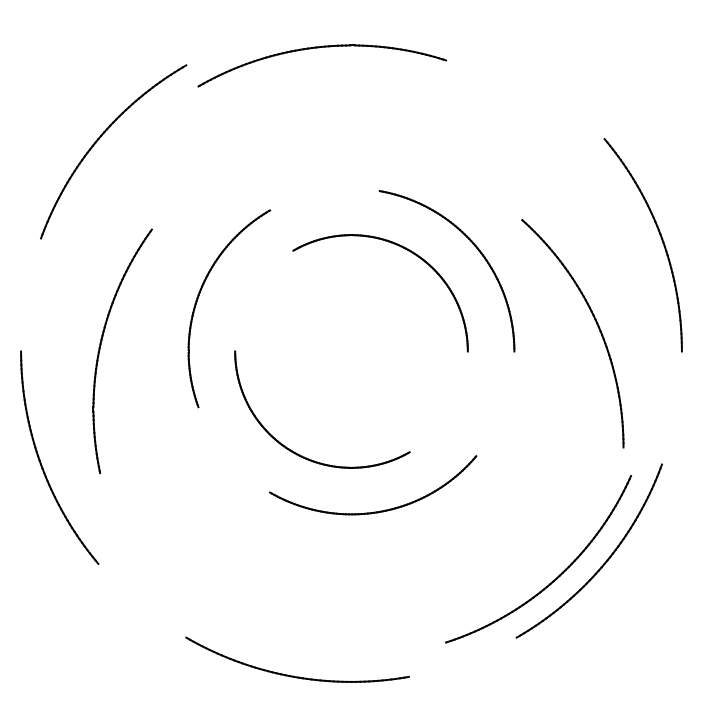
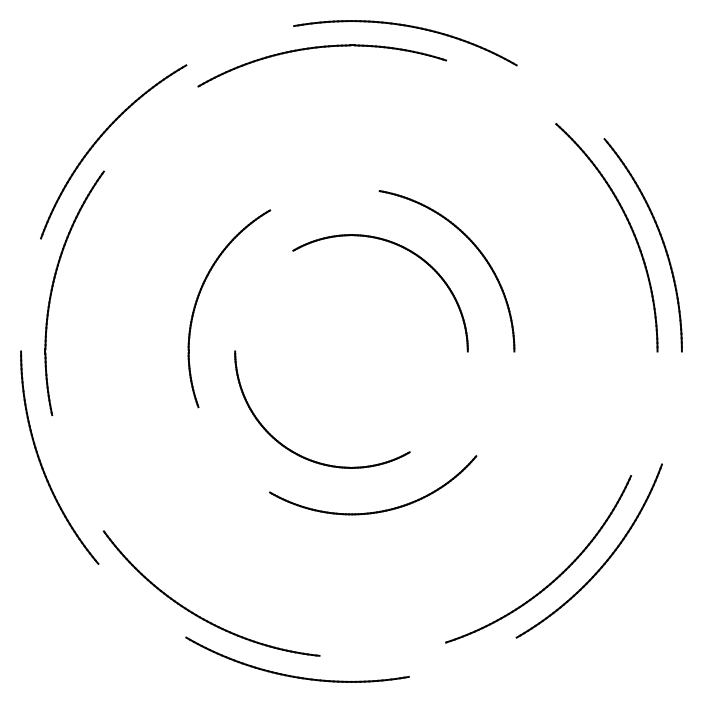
part: none -> present (409, 27)
part position: (595, 322) -> (629, 226) (629, 226)
part position: (101, 345) -> (53, 287) (53, 287)
part: none -> present (197, 614)
